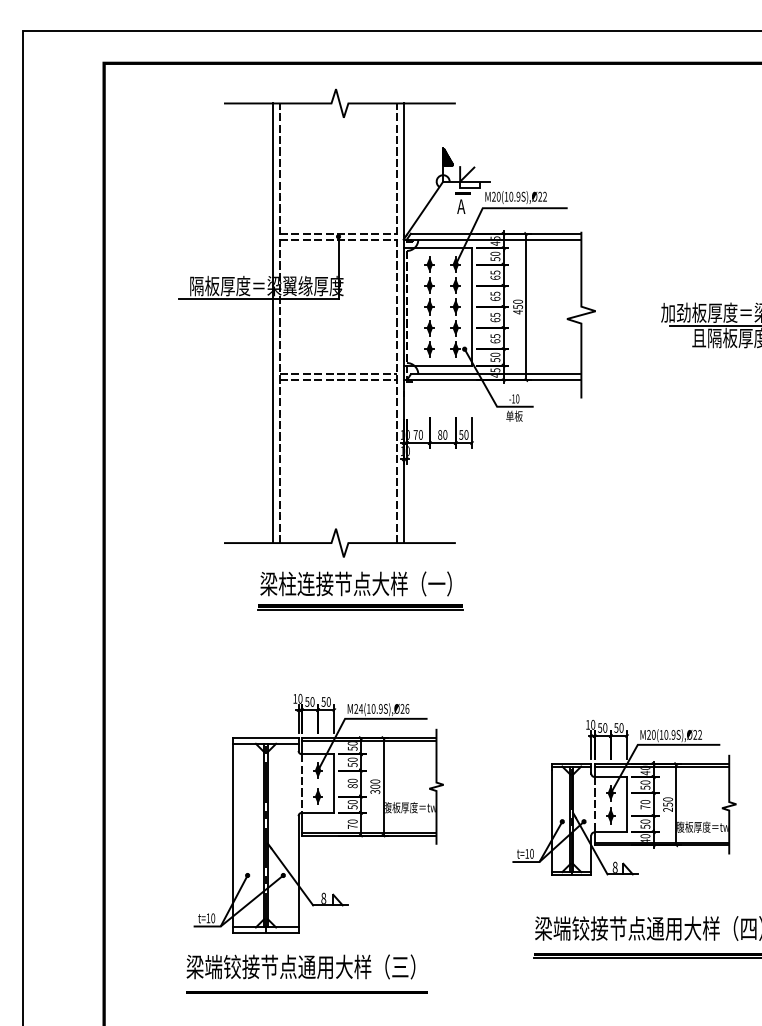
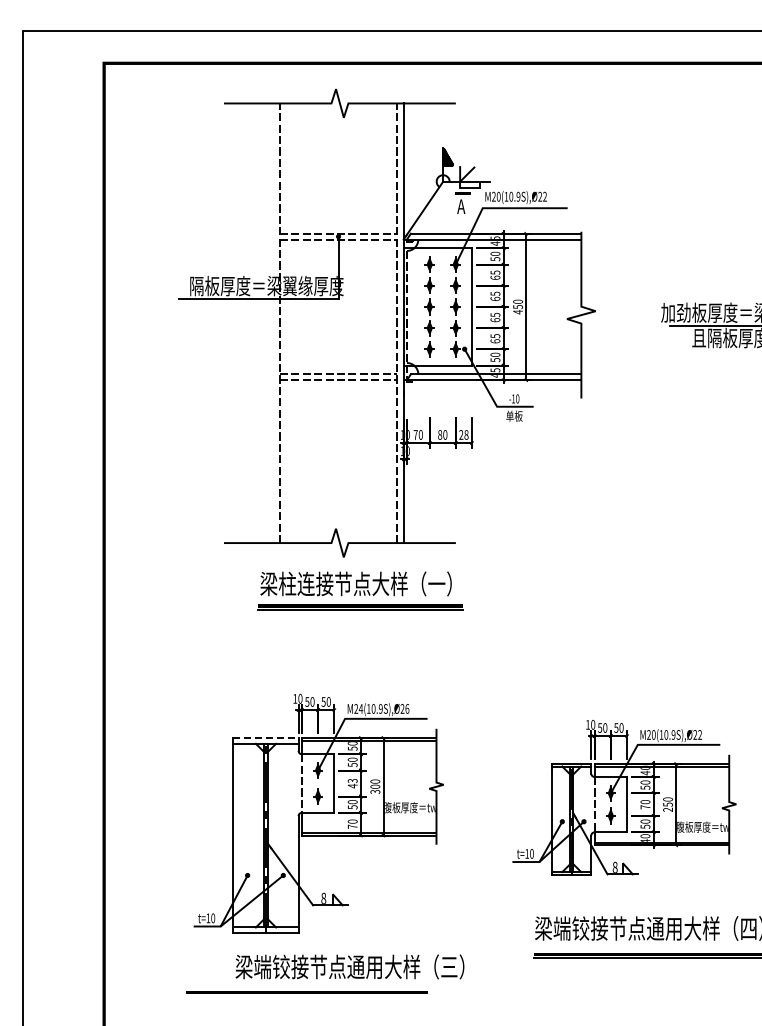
line: present -> none (273, 323)
text: 50 -> 28 (463, 434)
line: solid -> dashed (266, 737)
text: 80 -> 43 (352, 783)
text position: (300, 966) -> (349, 966) (349, 966)
